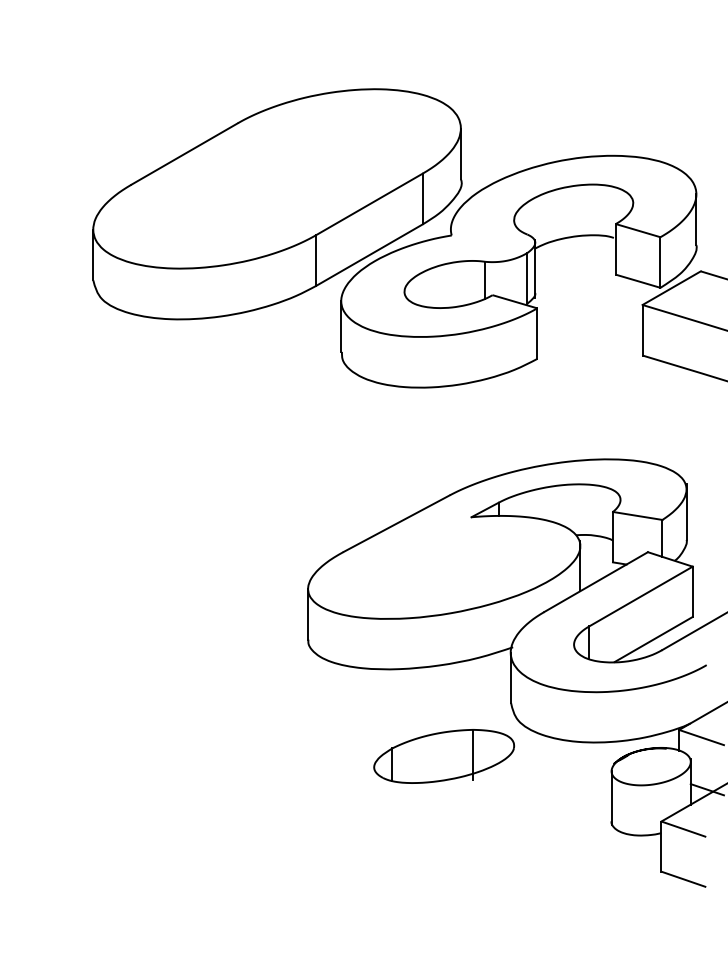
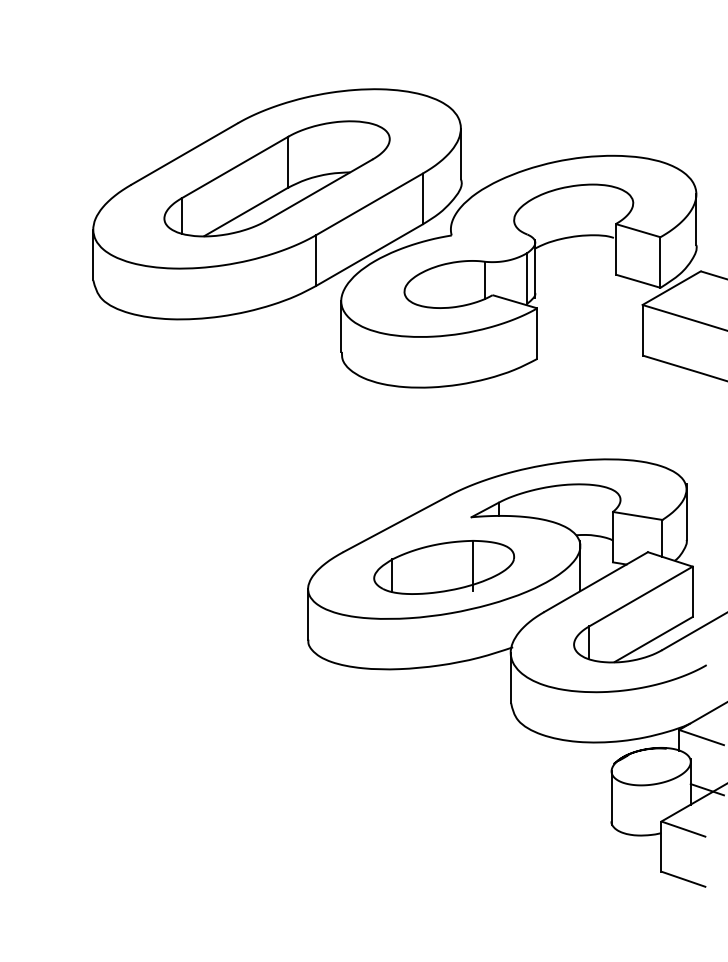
part: none -> present (276, 178)
part position: (443, 756) -> (443, 567) (443, 567)
